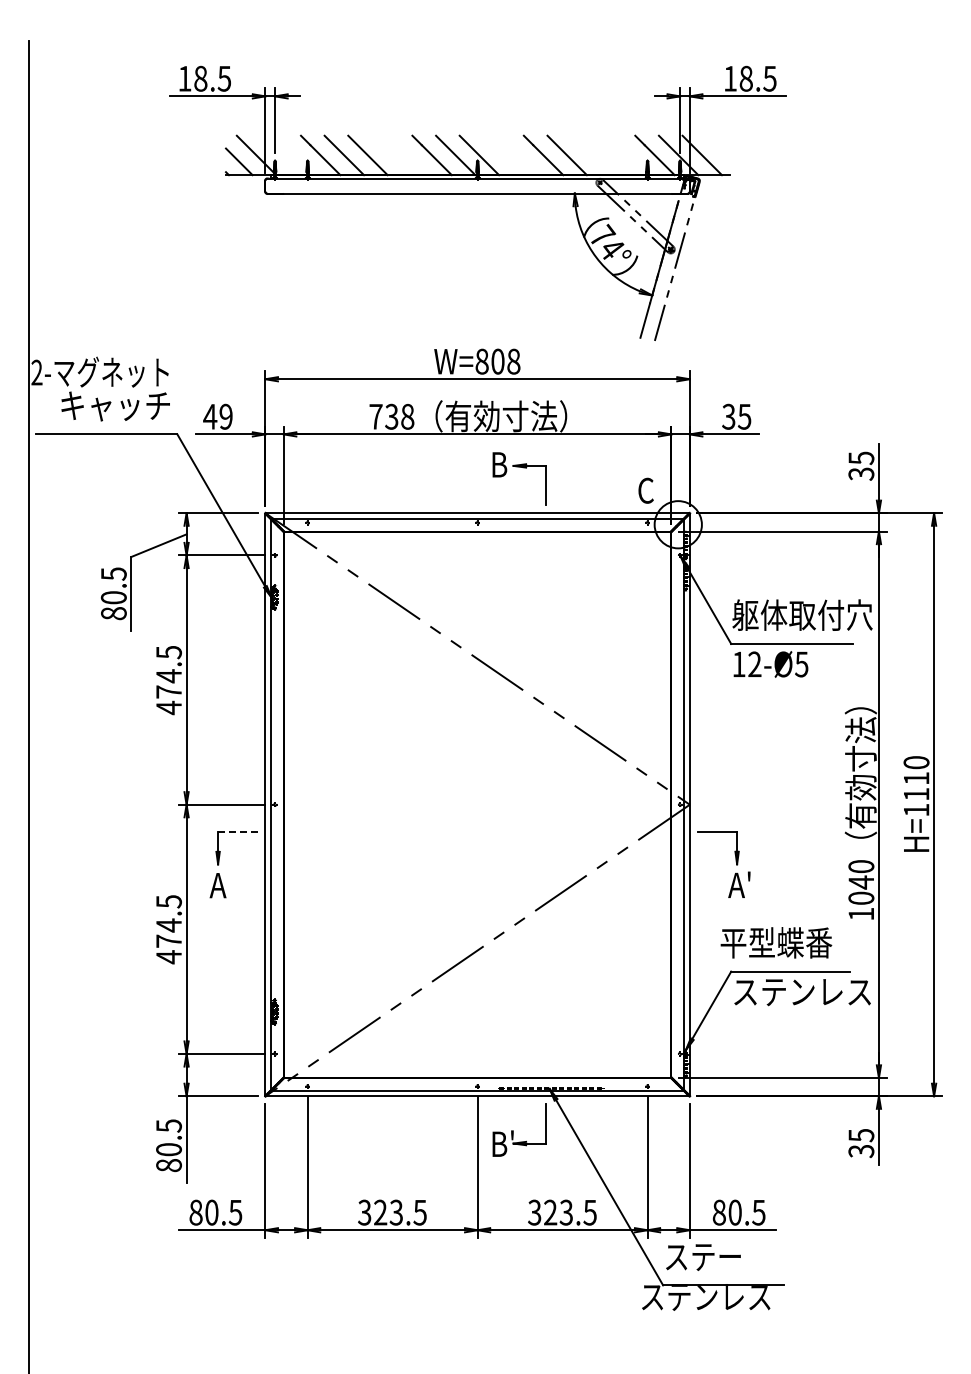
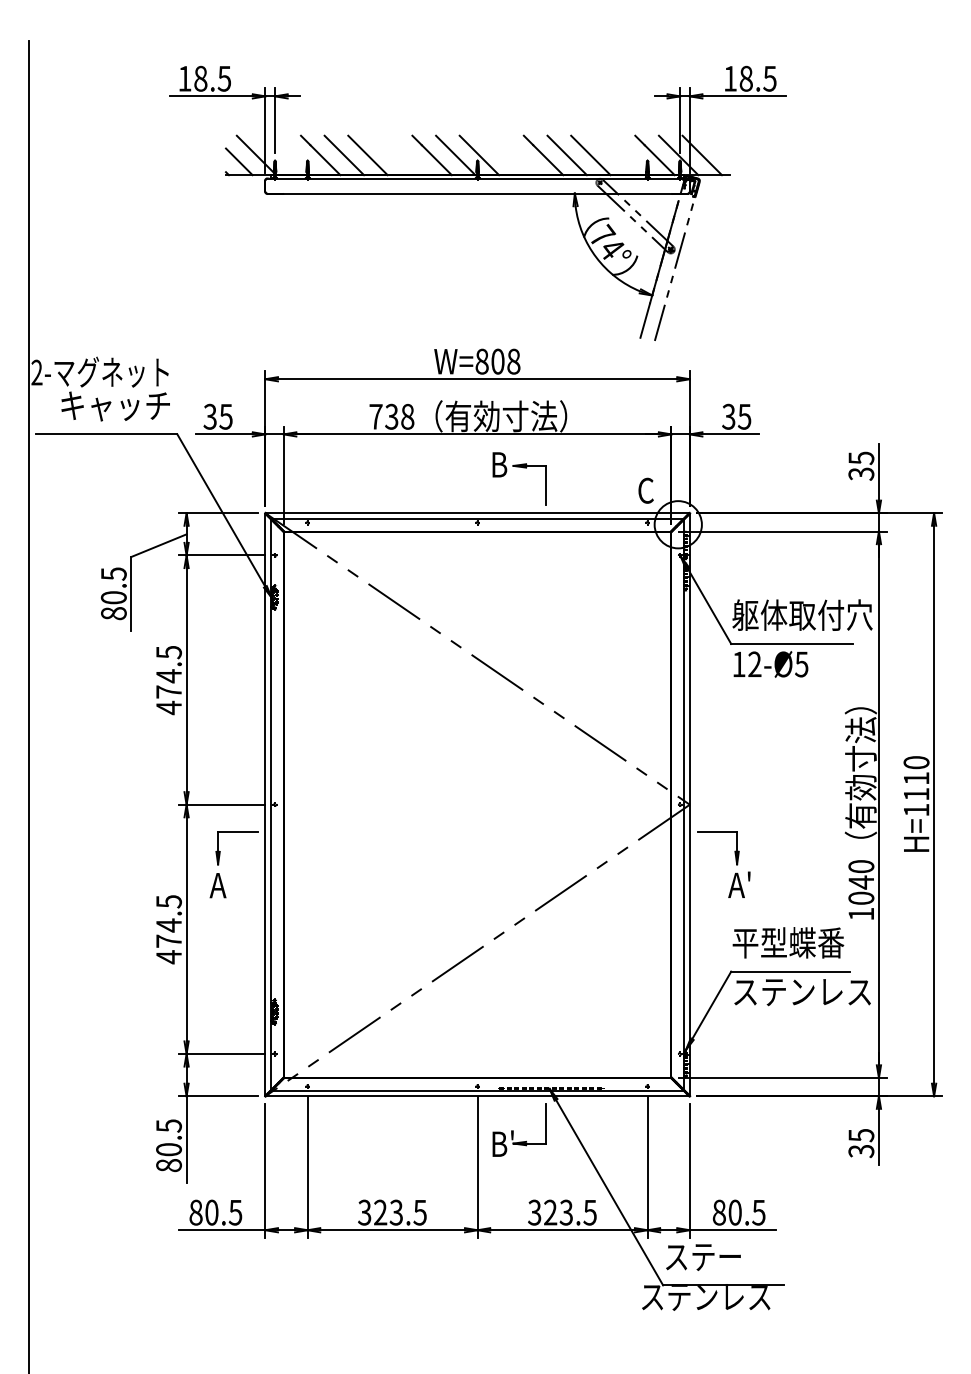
line: none -> present (590, 155)
text: 49 -> 35 (217, 416)
line: dashed -> solid (237, 832)
text position: (776, 942) -> (788, 942) (788, 942)
